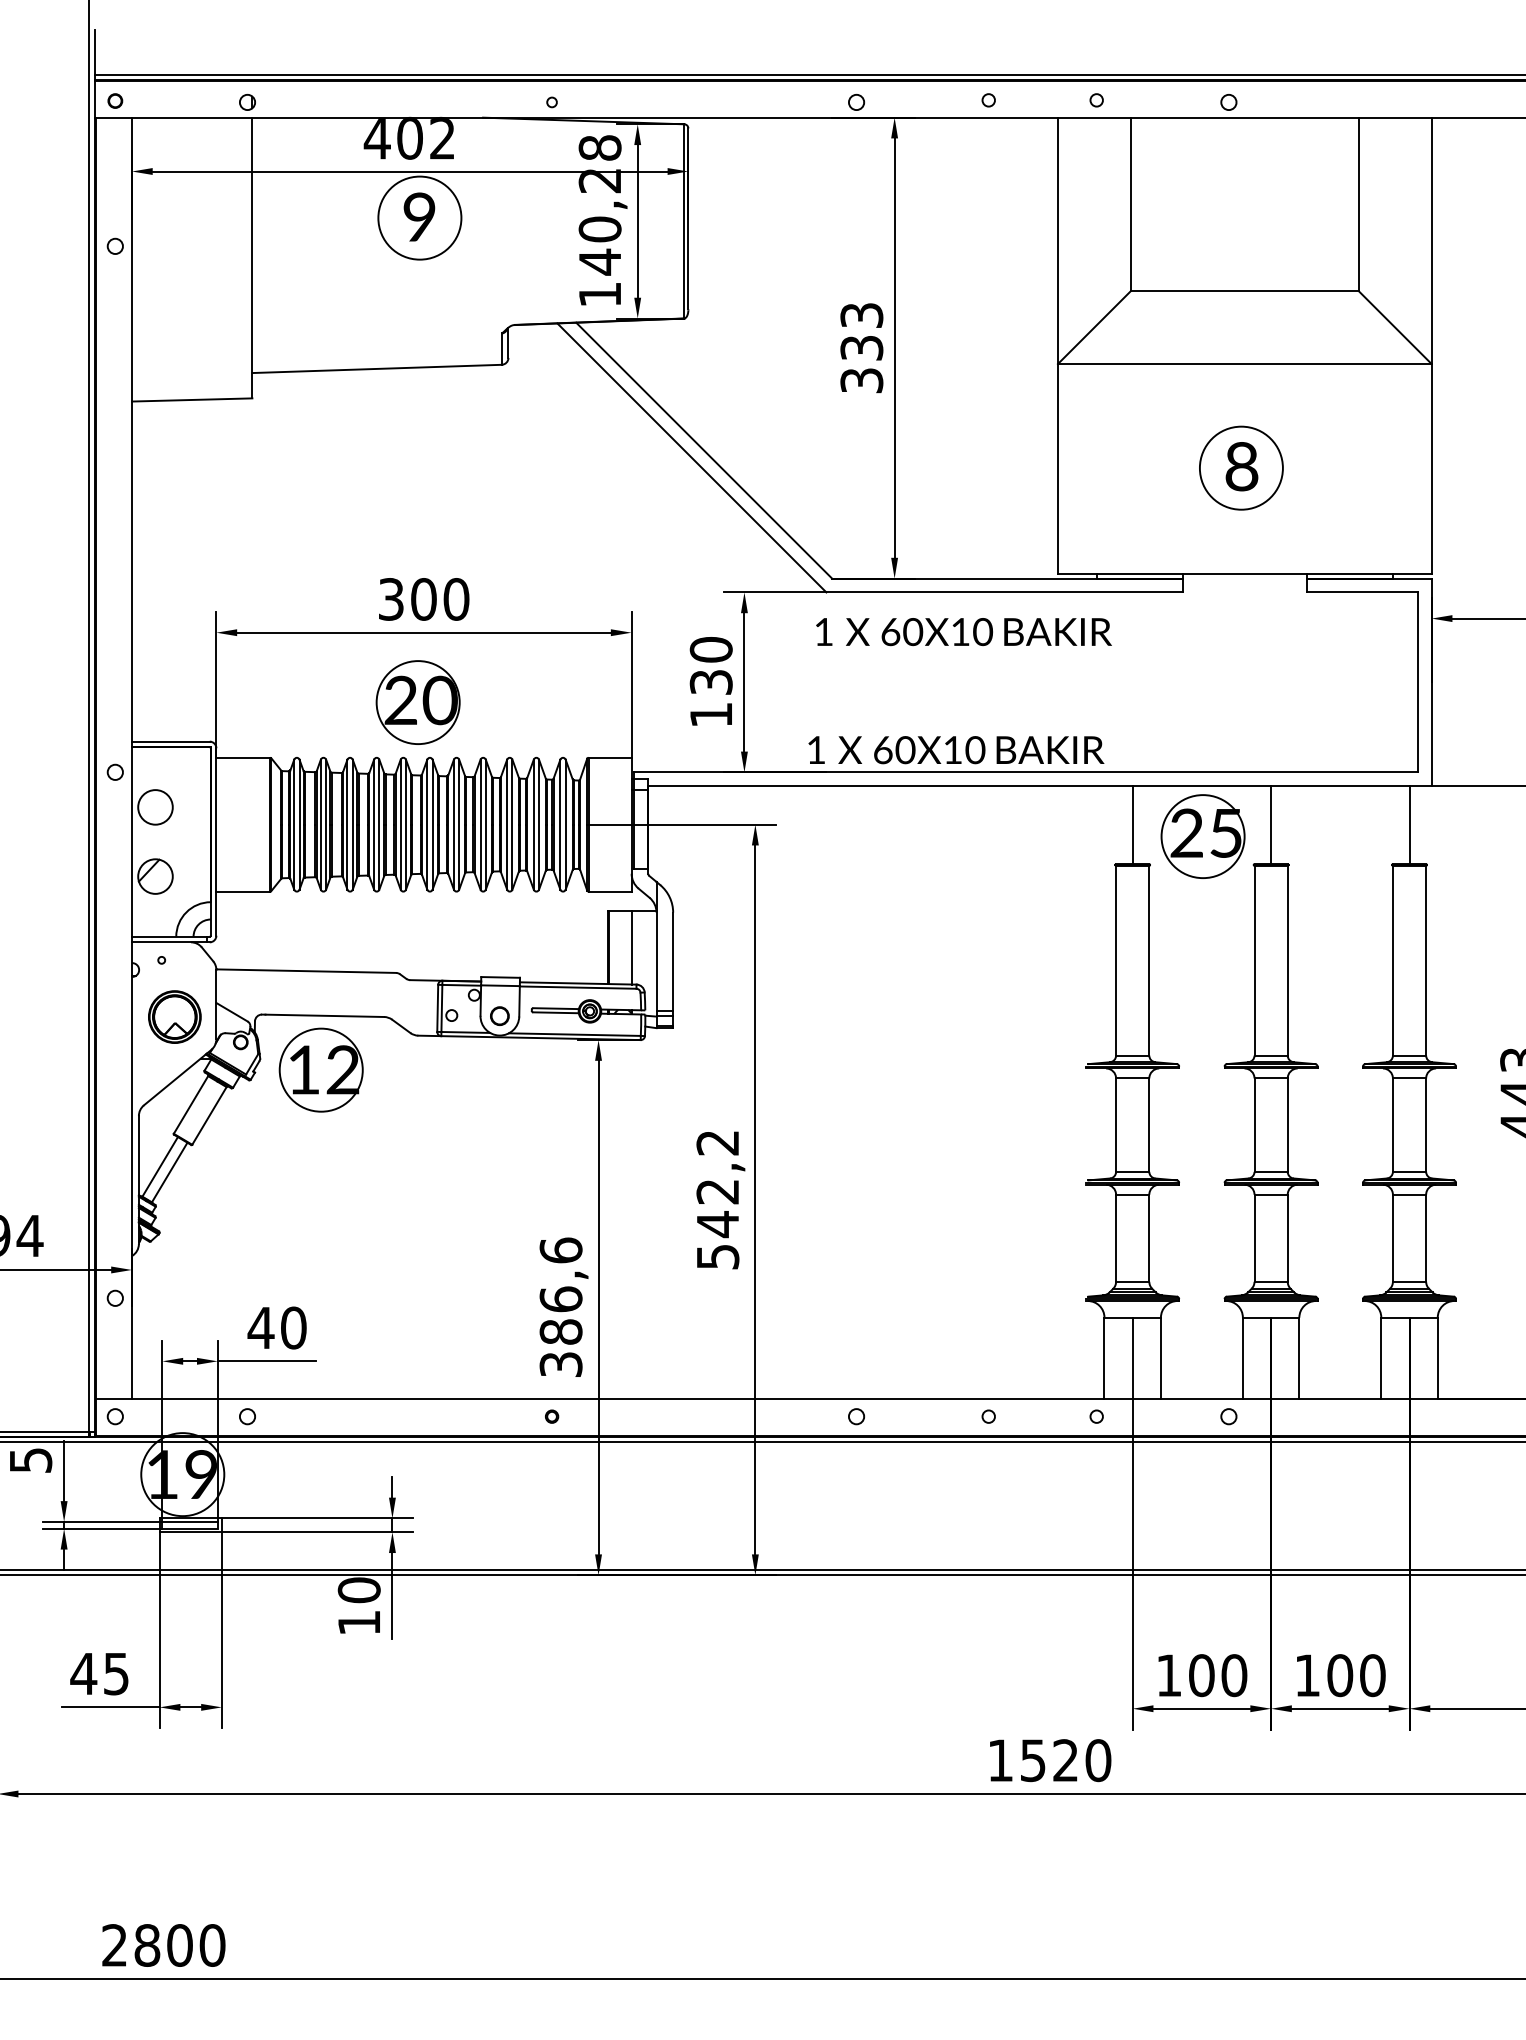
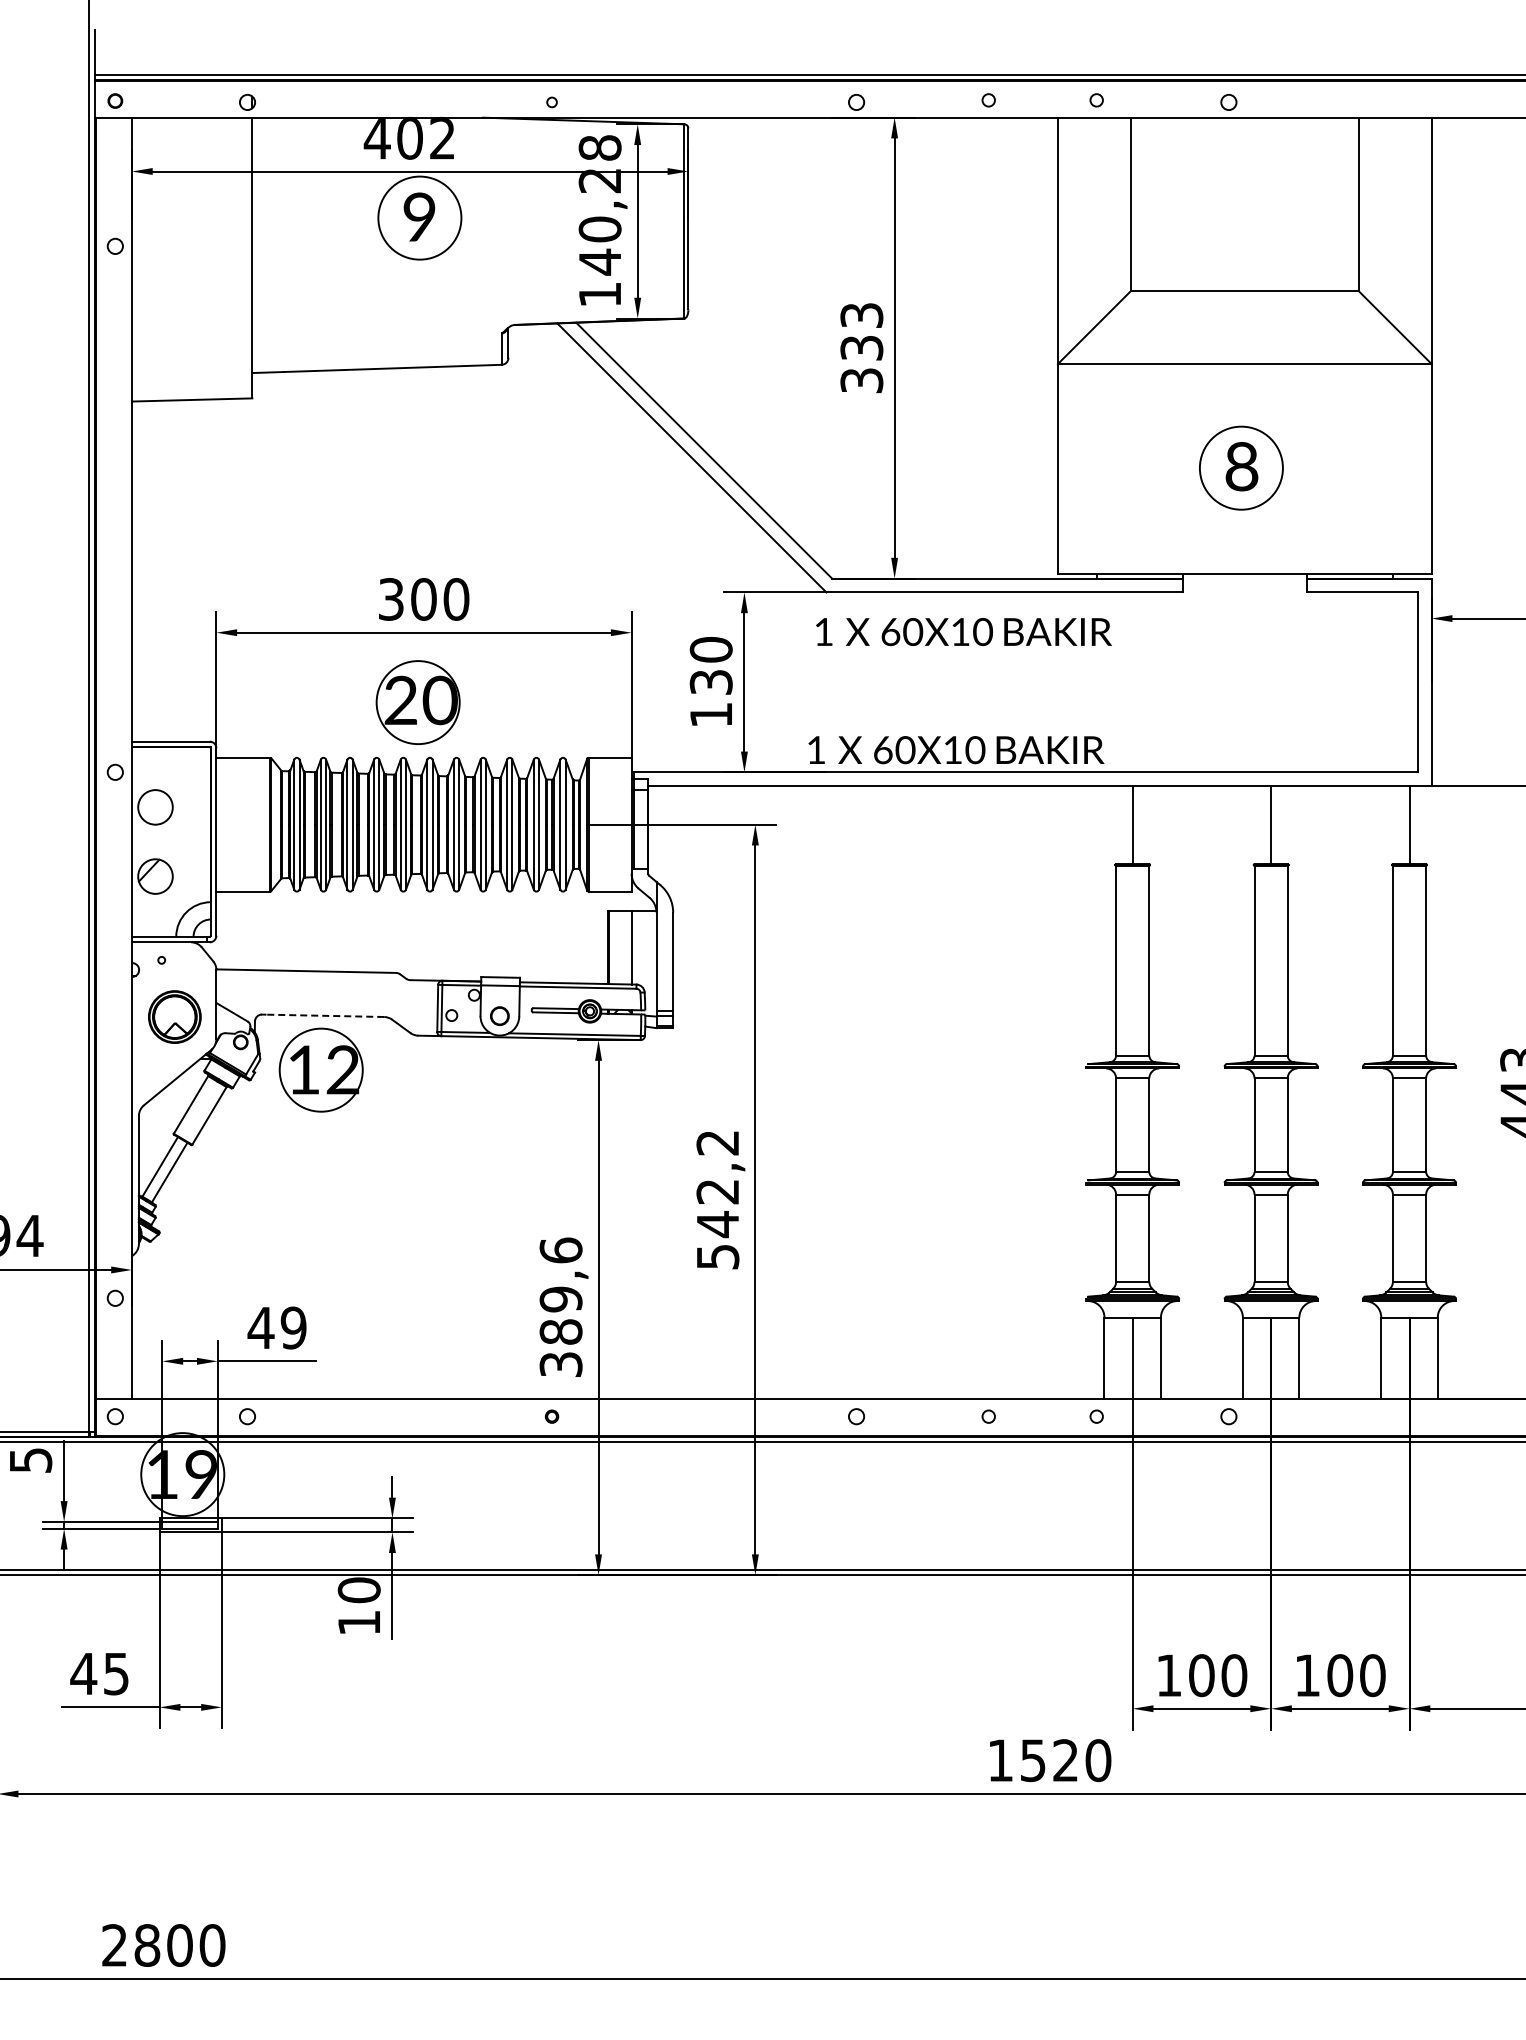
part: present -> none (1202, 836)
line: solid -> dashed (324, 1015)
text: 386,6 -> 389,6 (560, 1299)
text: 40 -> 49 (293, 1327)
